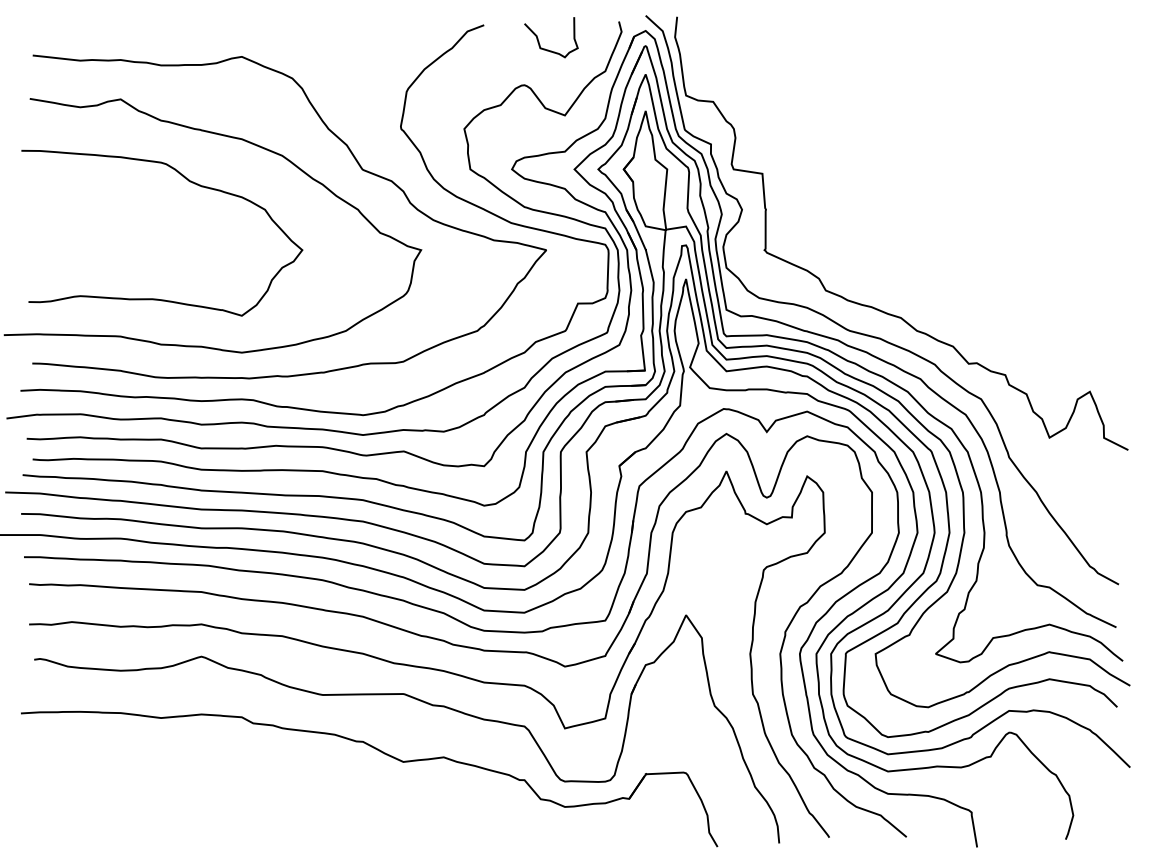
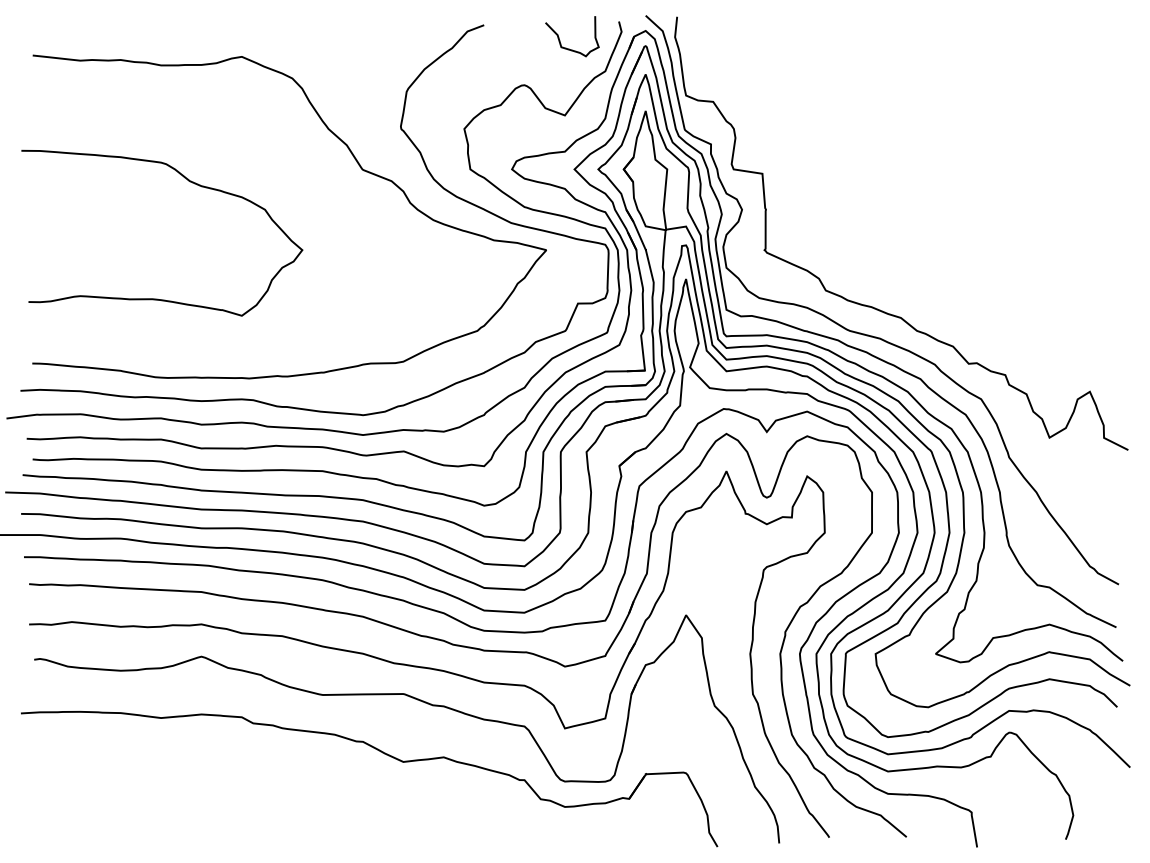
curve position: (548, 49) -> (569, 48) (569, 48)
curve: present -> none (227, 137)
